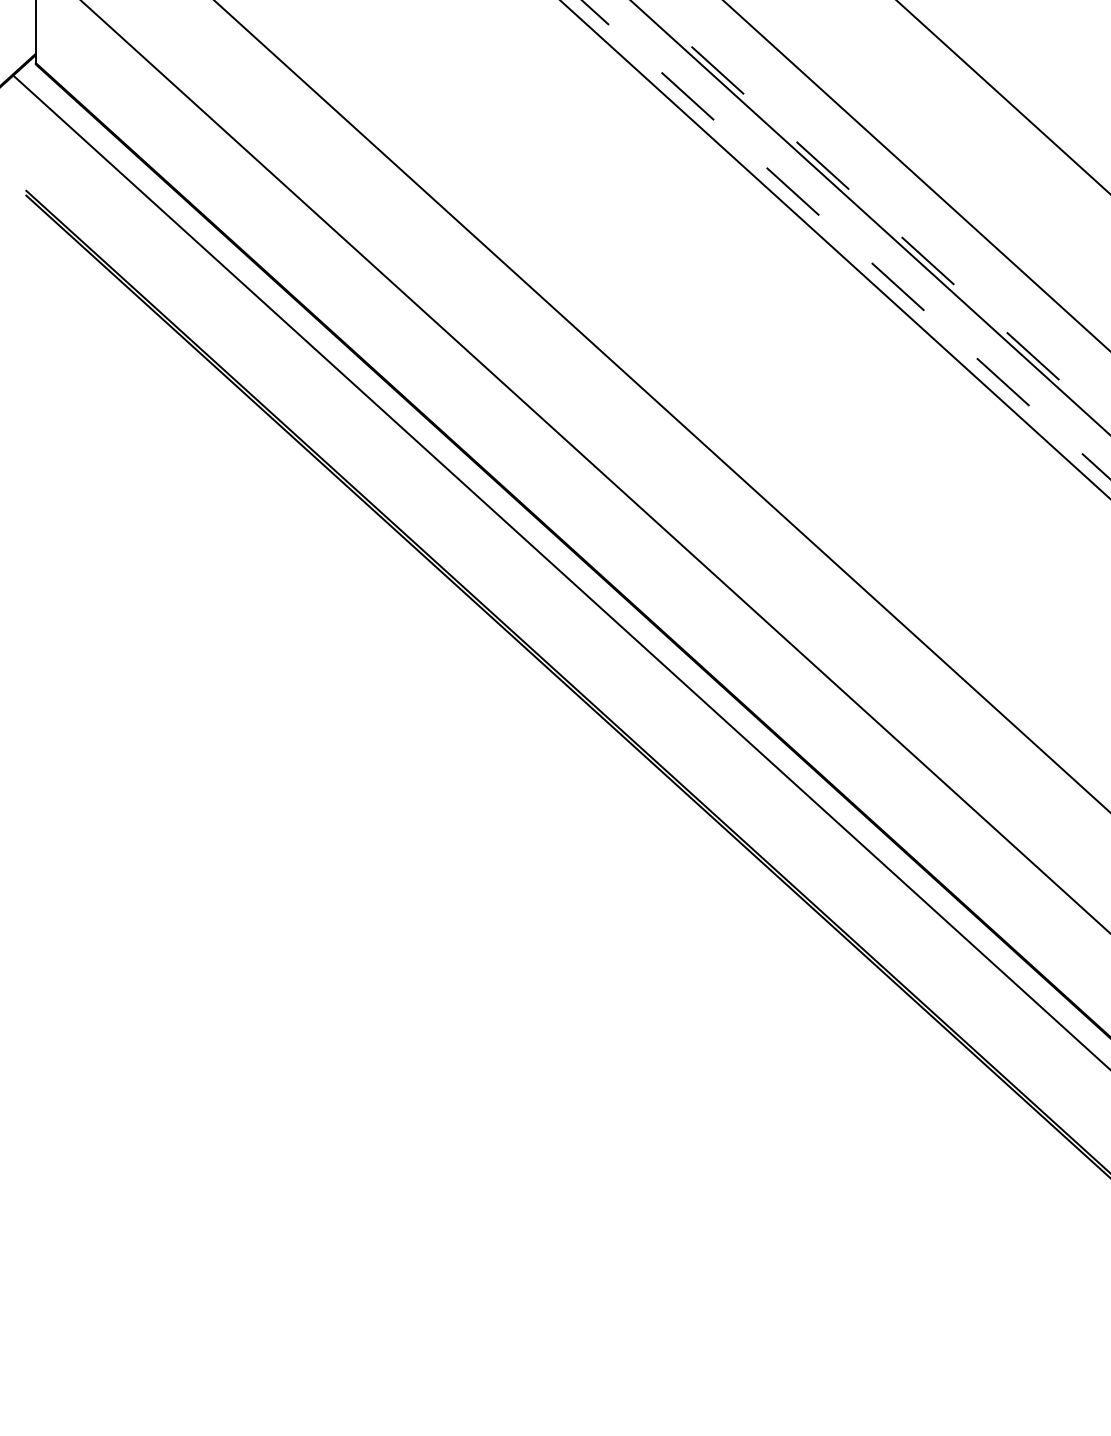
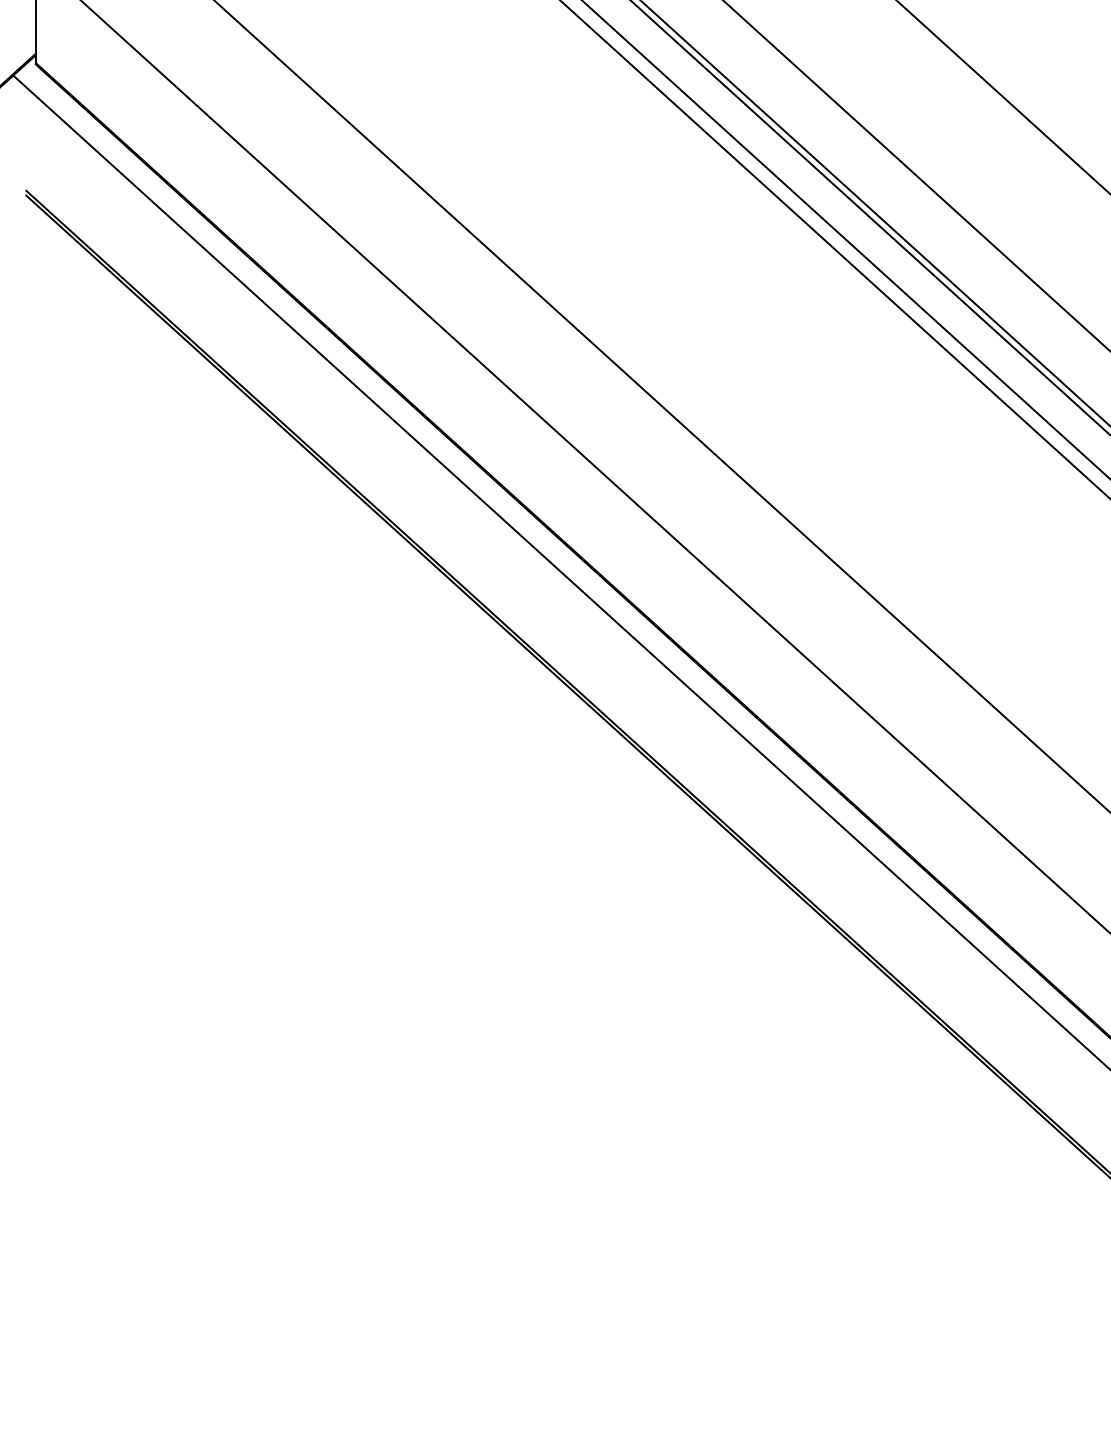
line: dashed -> solid (875, 213)
line: dashed -> solid (846, 240)
